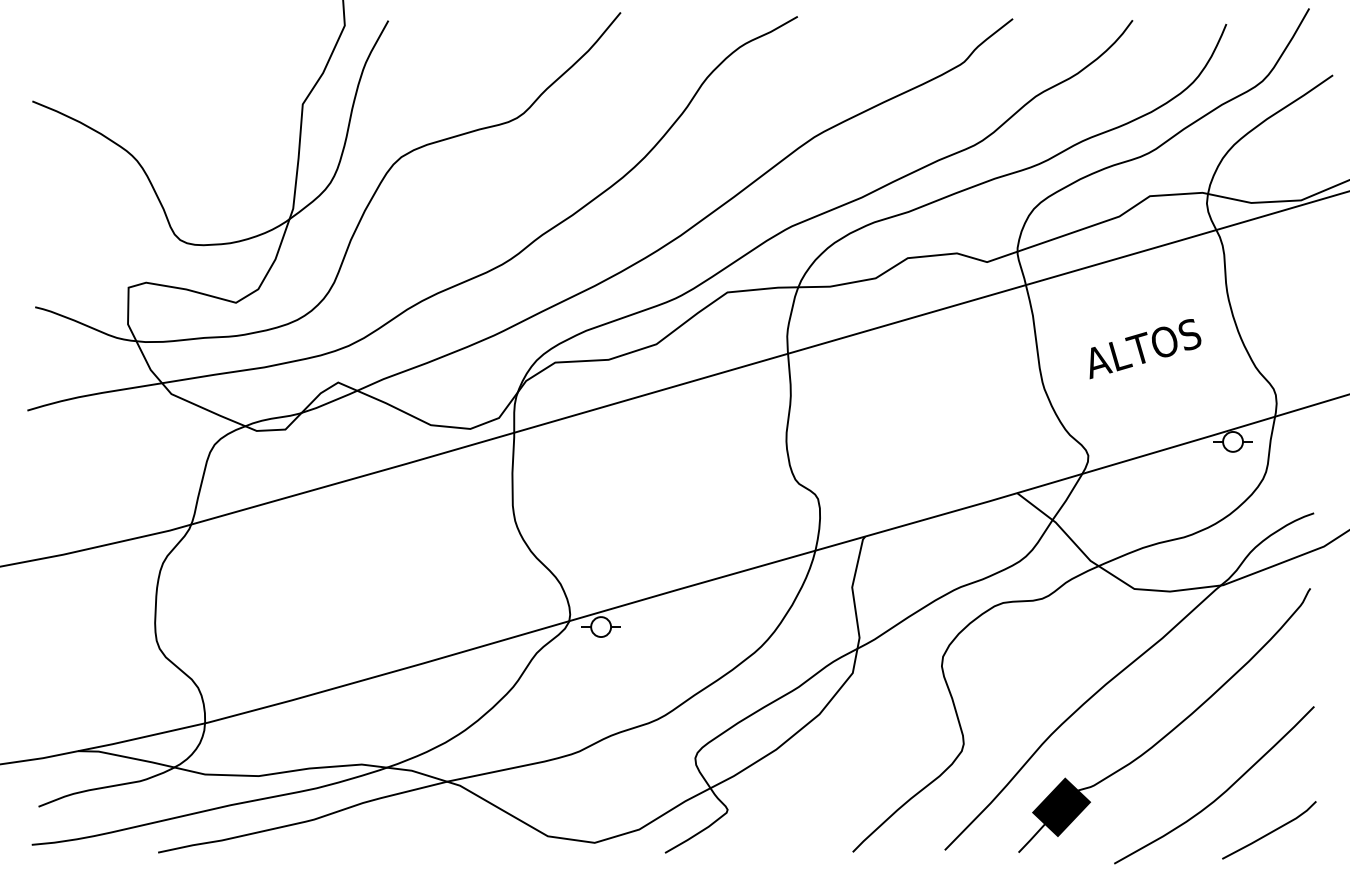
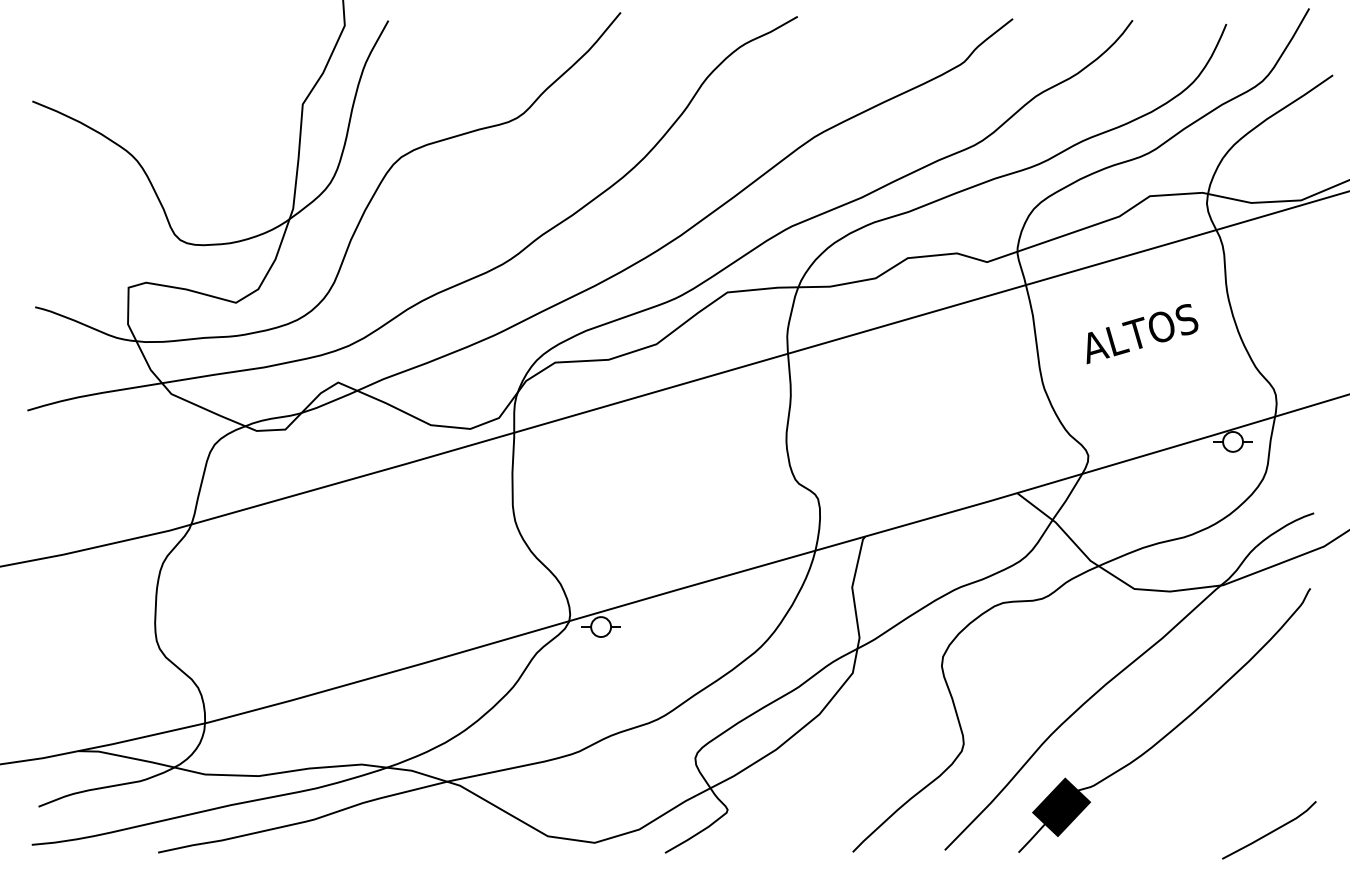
text position: (1145, 349) -> (1142, 334) (1142, 334)
curve: present -> none (1221, 793)
